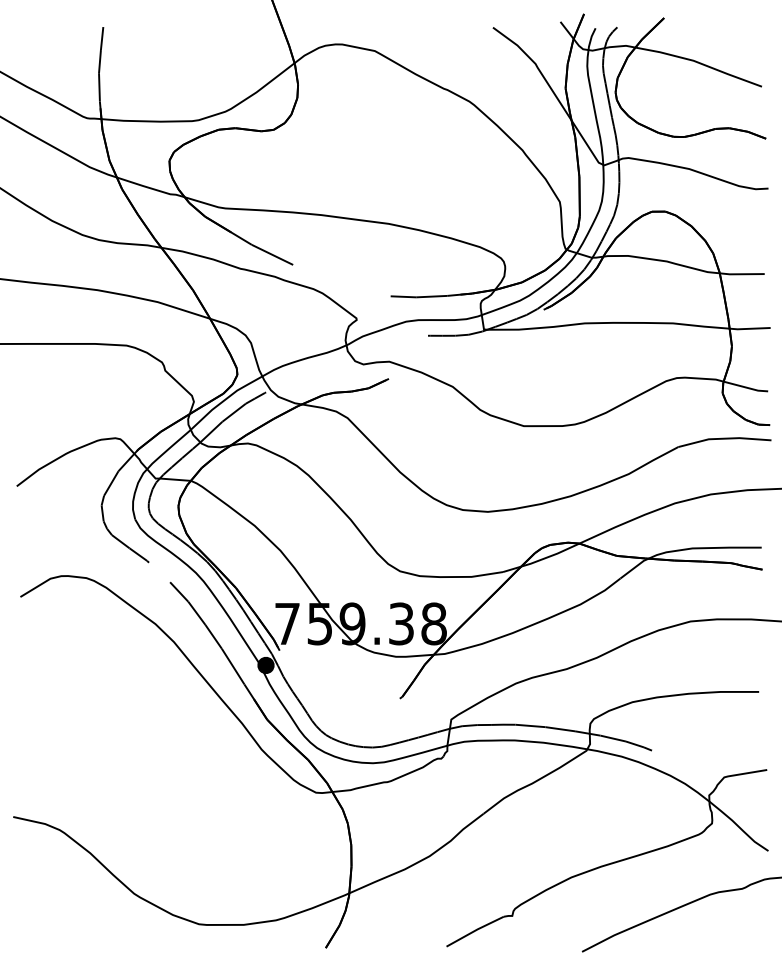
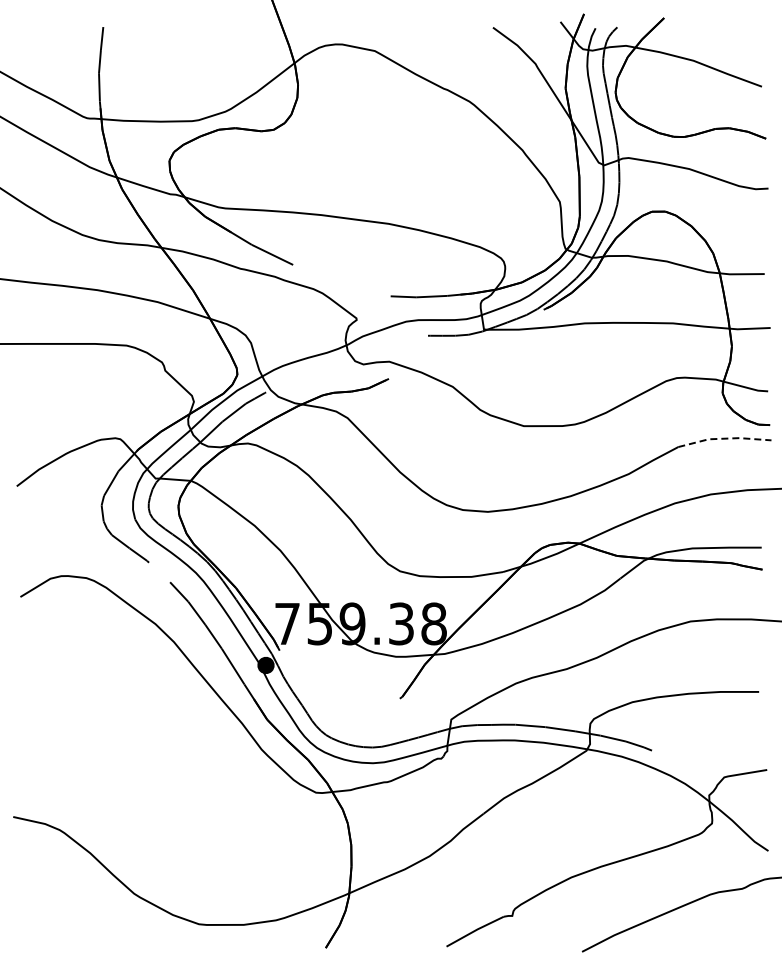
line: solid -> dashed (724, 438)
